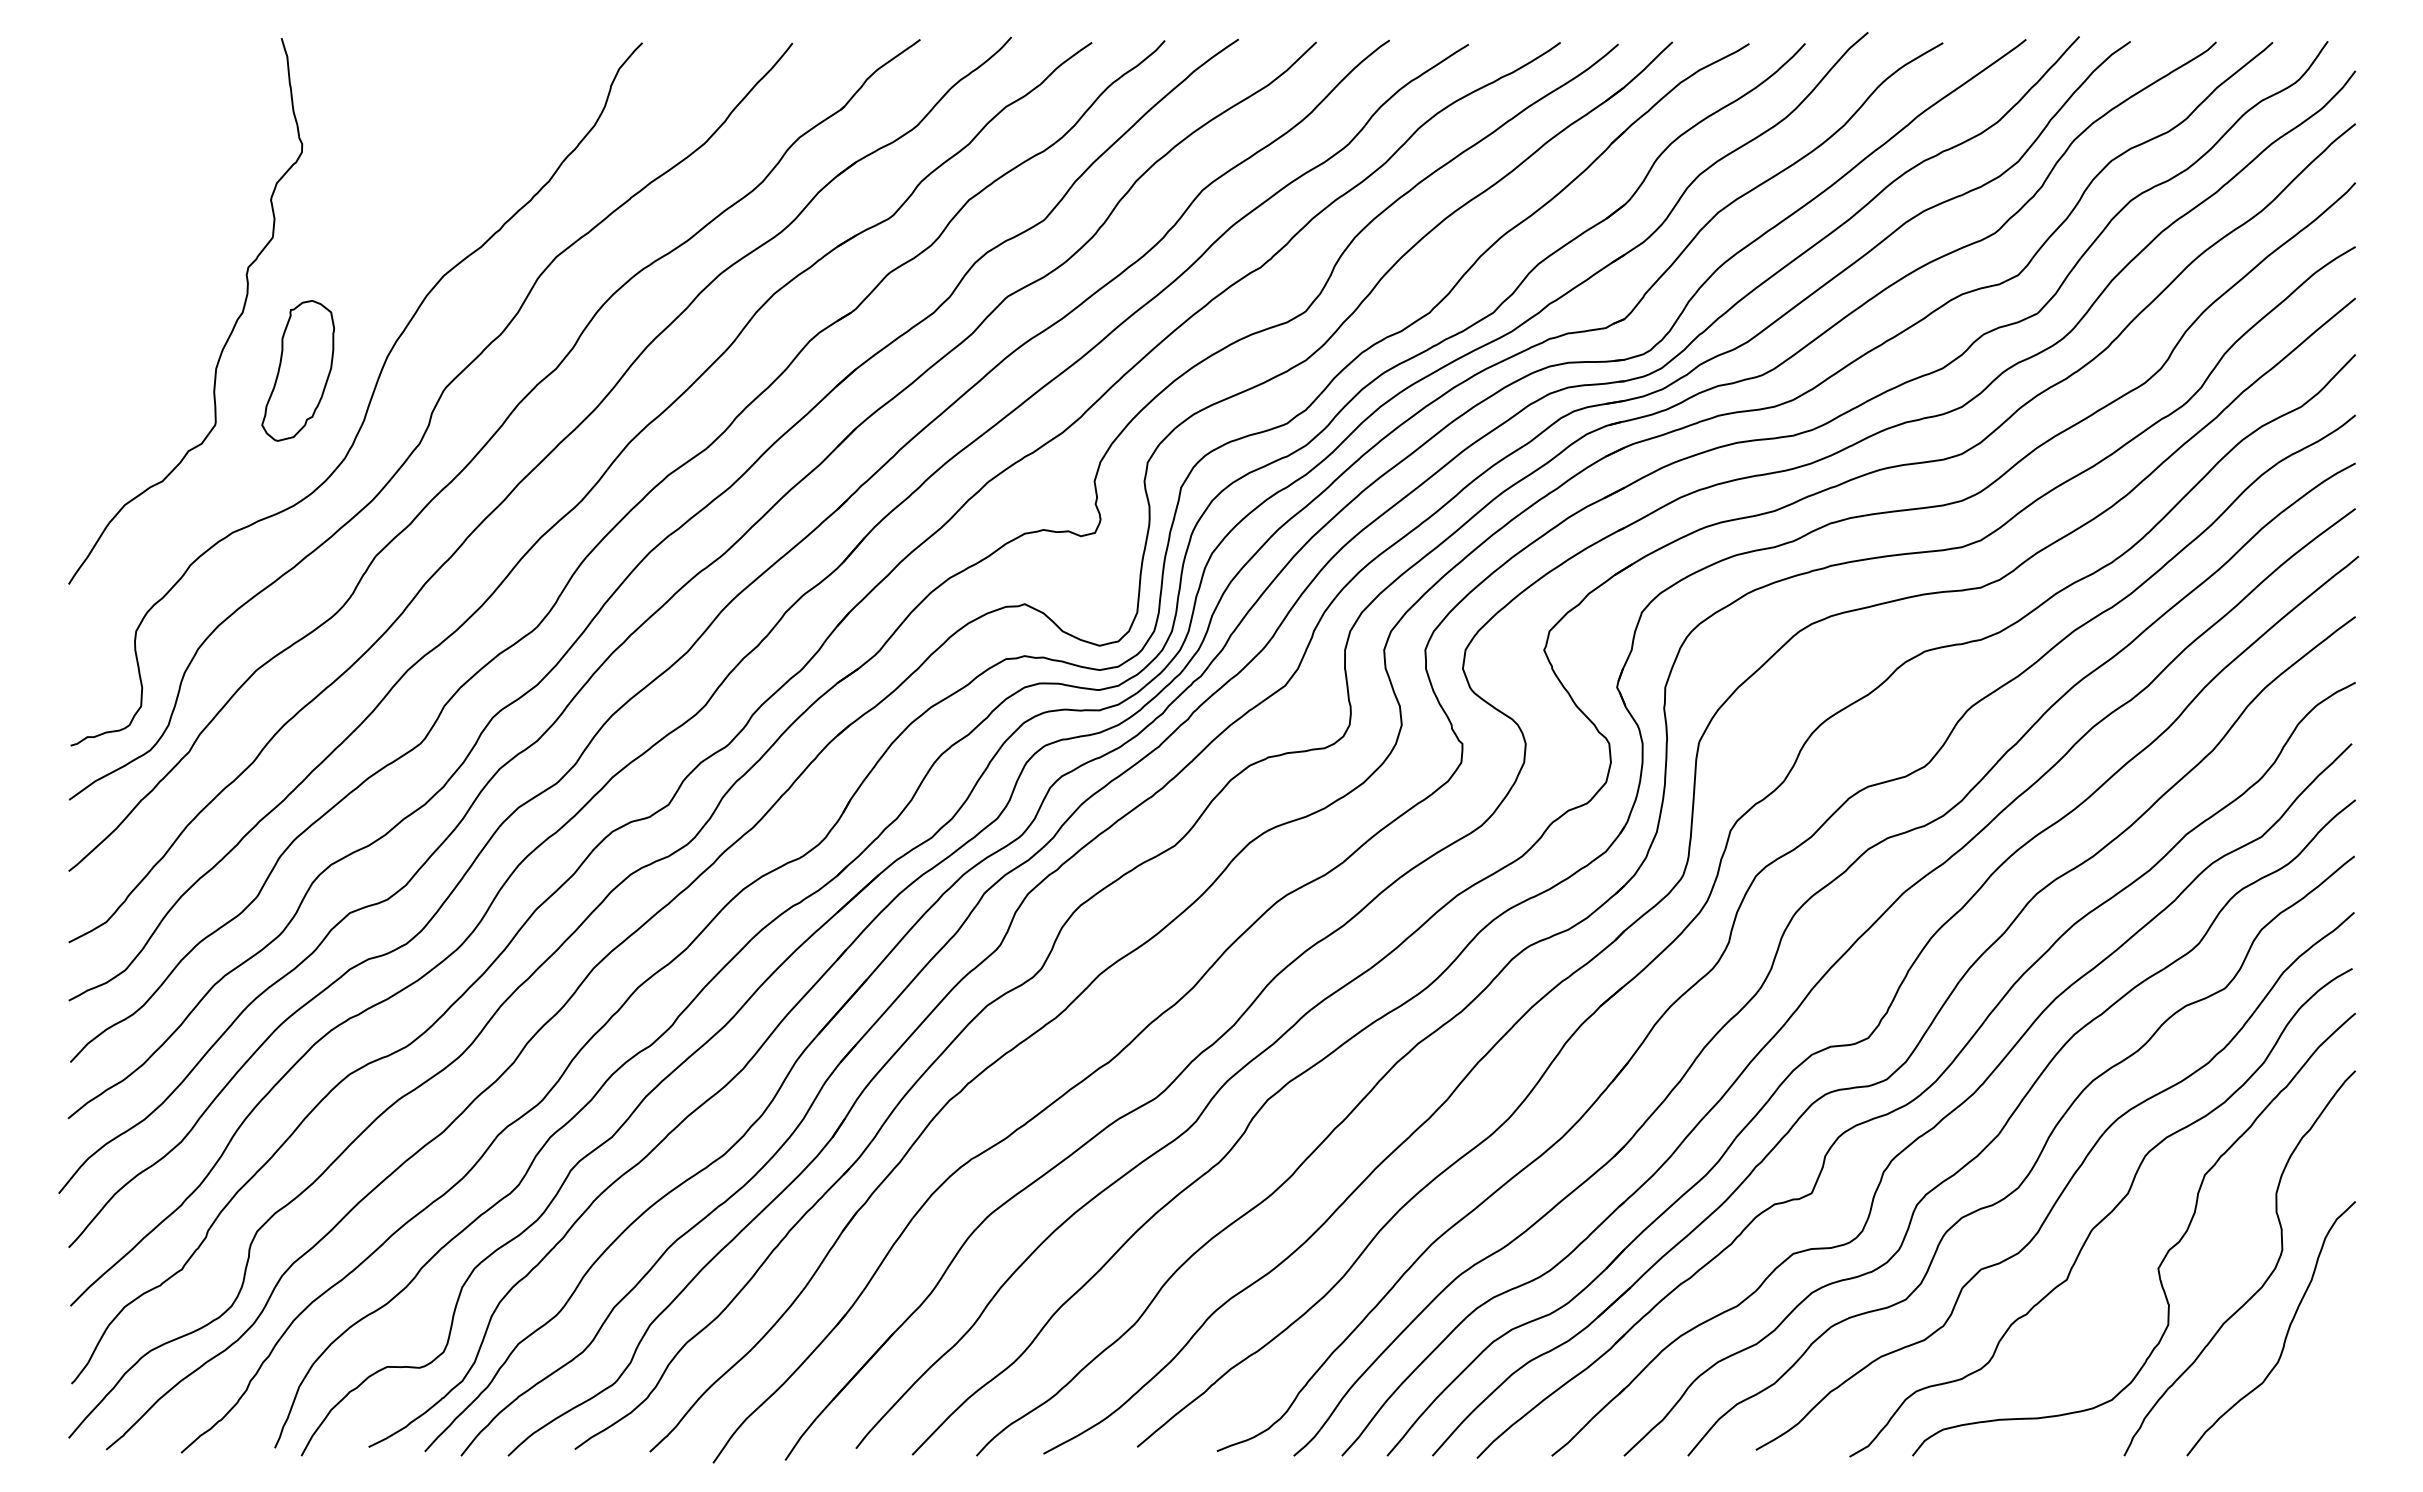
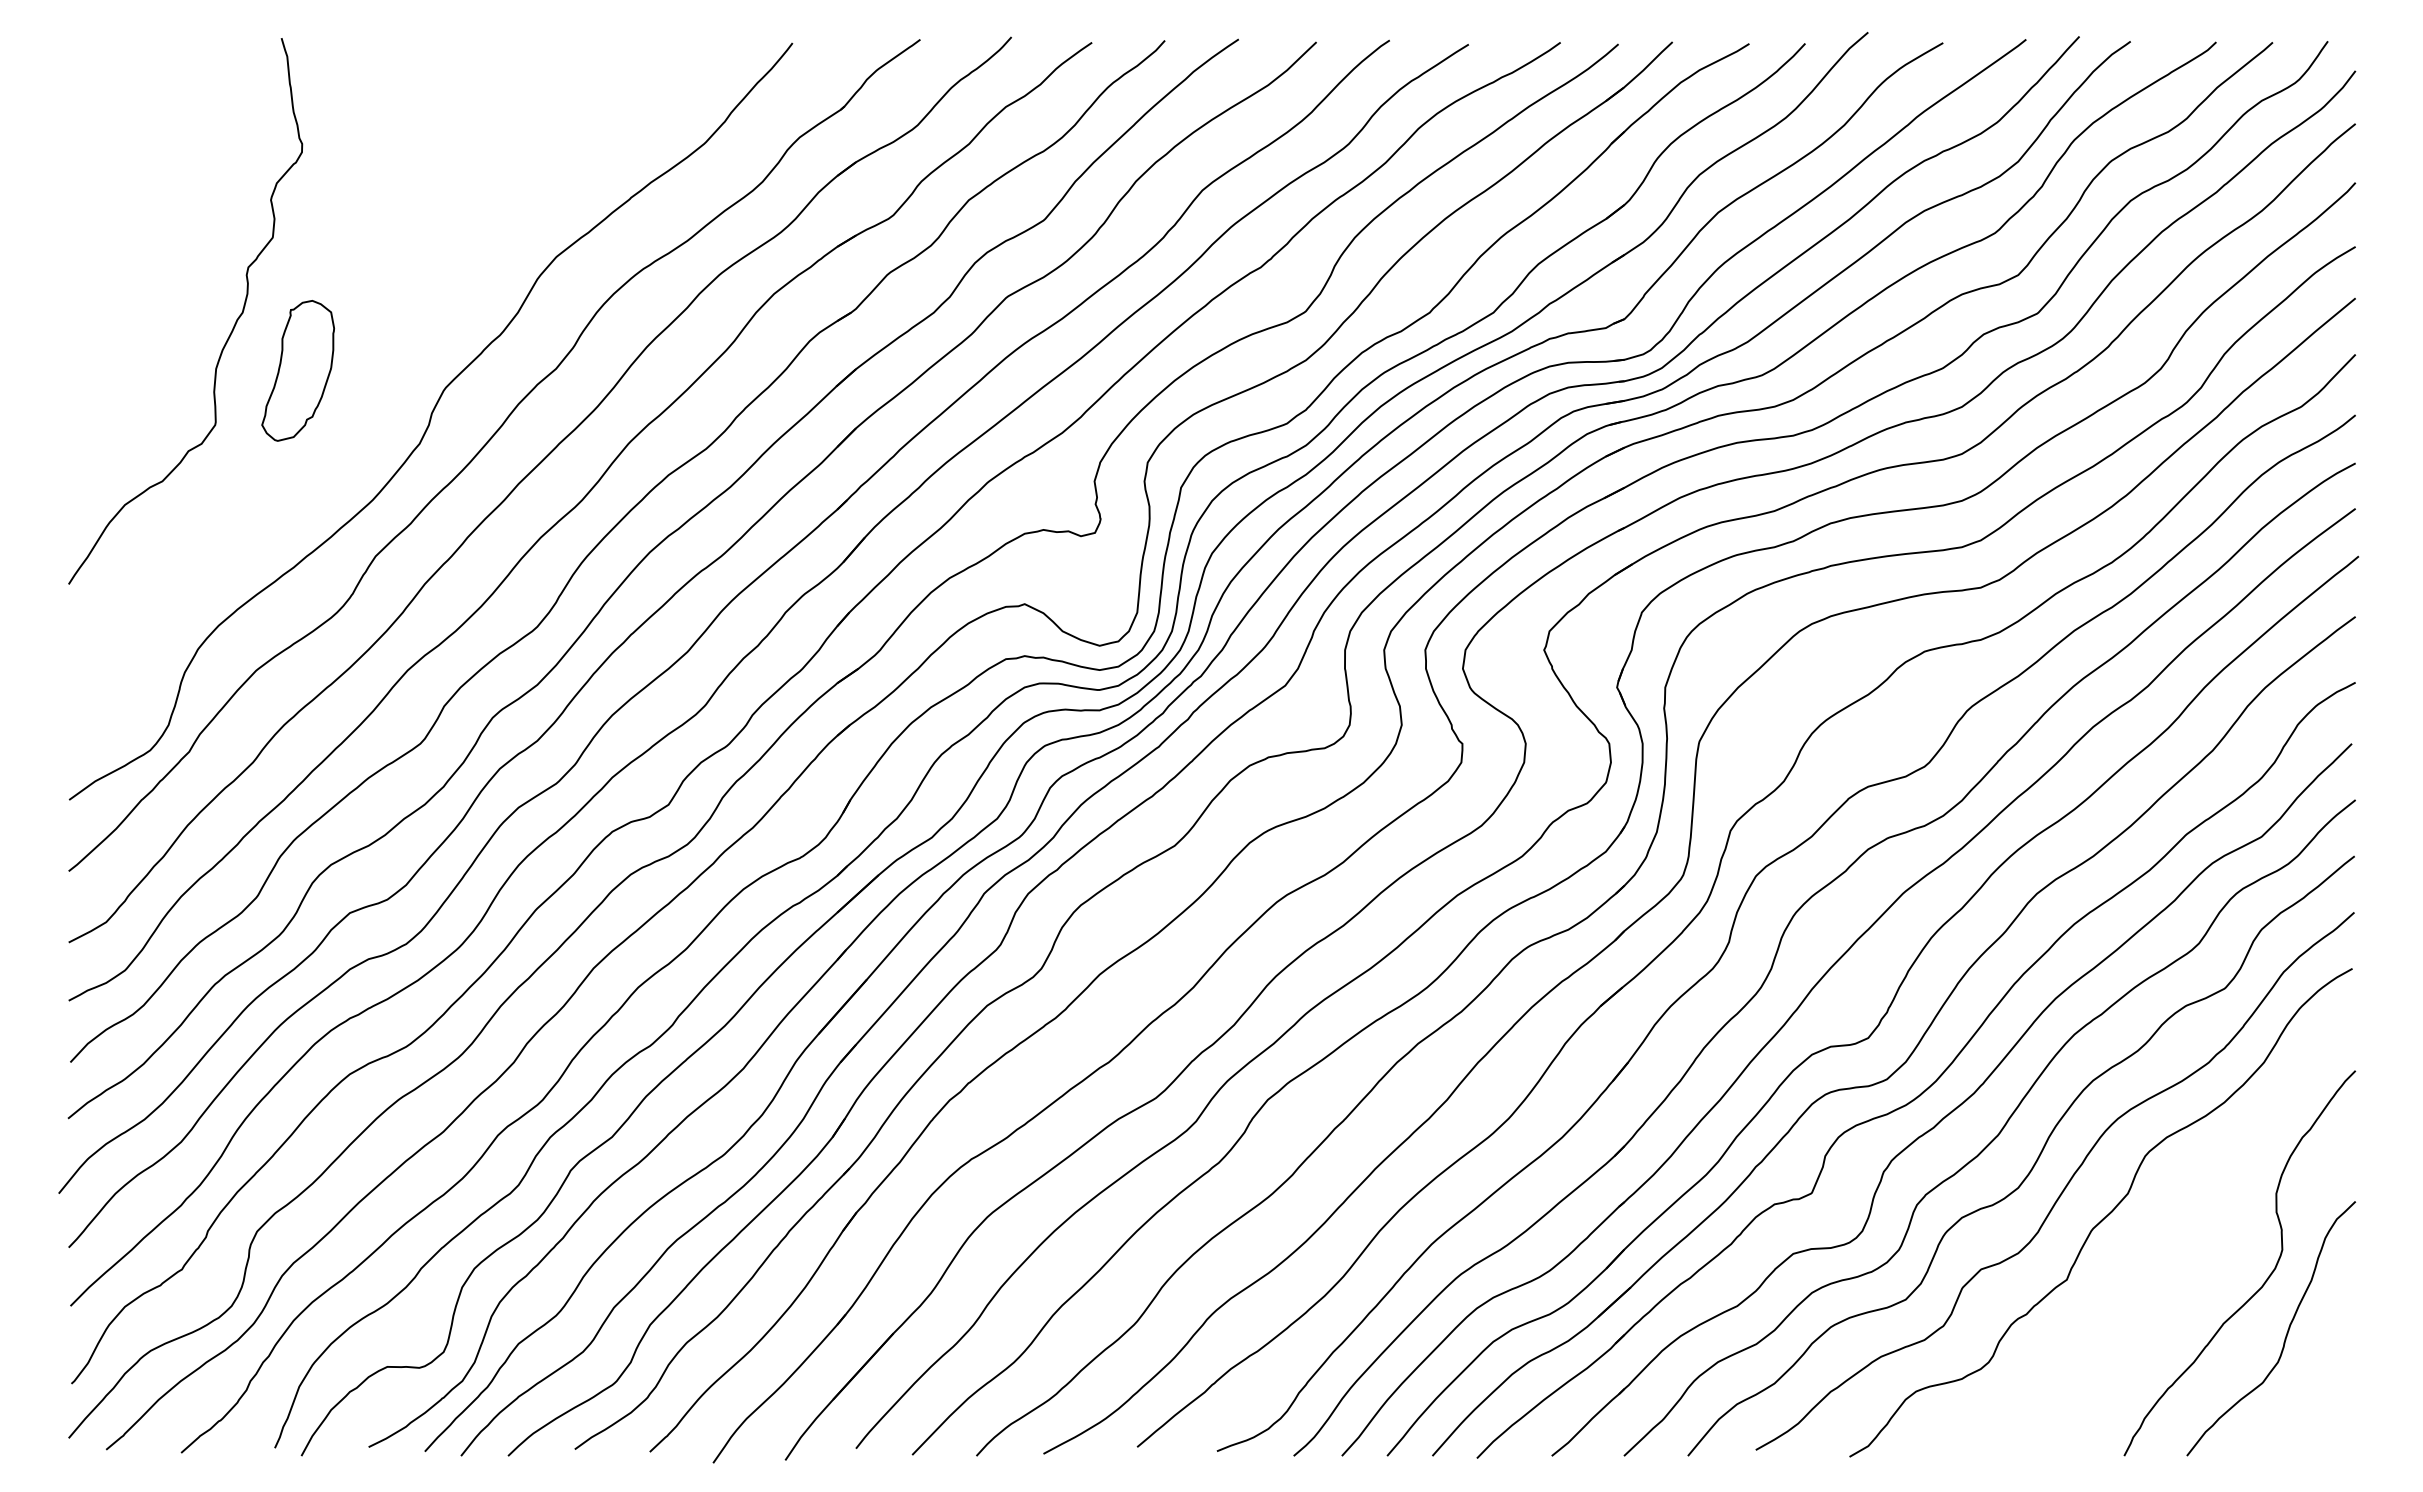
curve: present -> none (370, 397)
curve: present -> none (2167, 1250)
